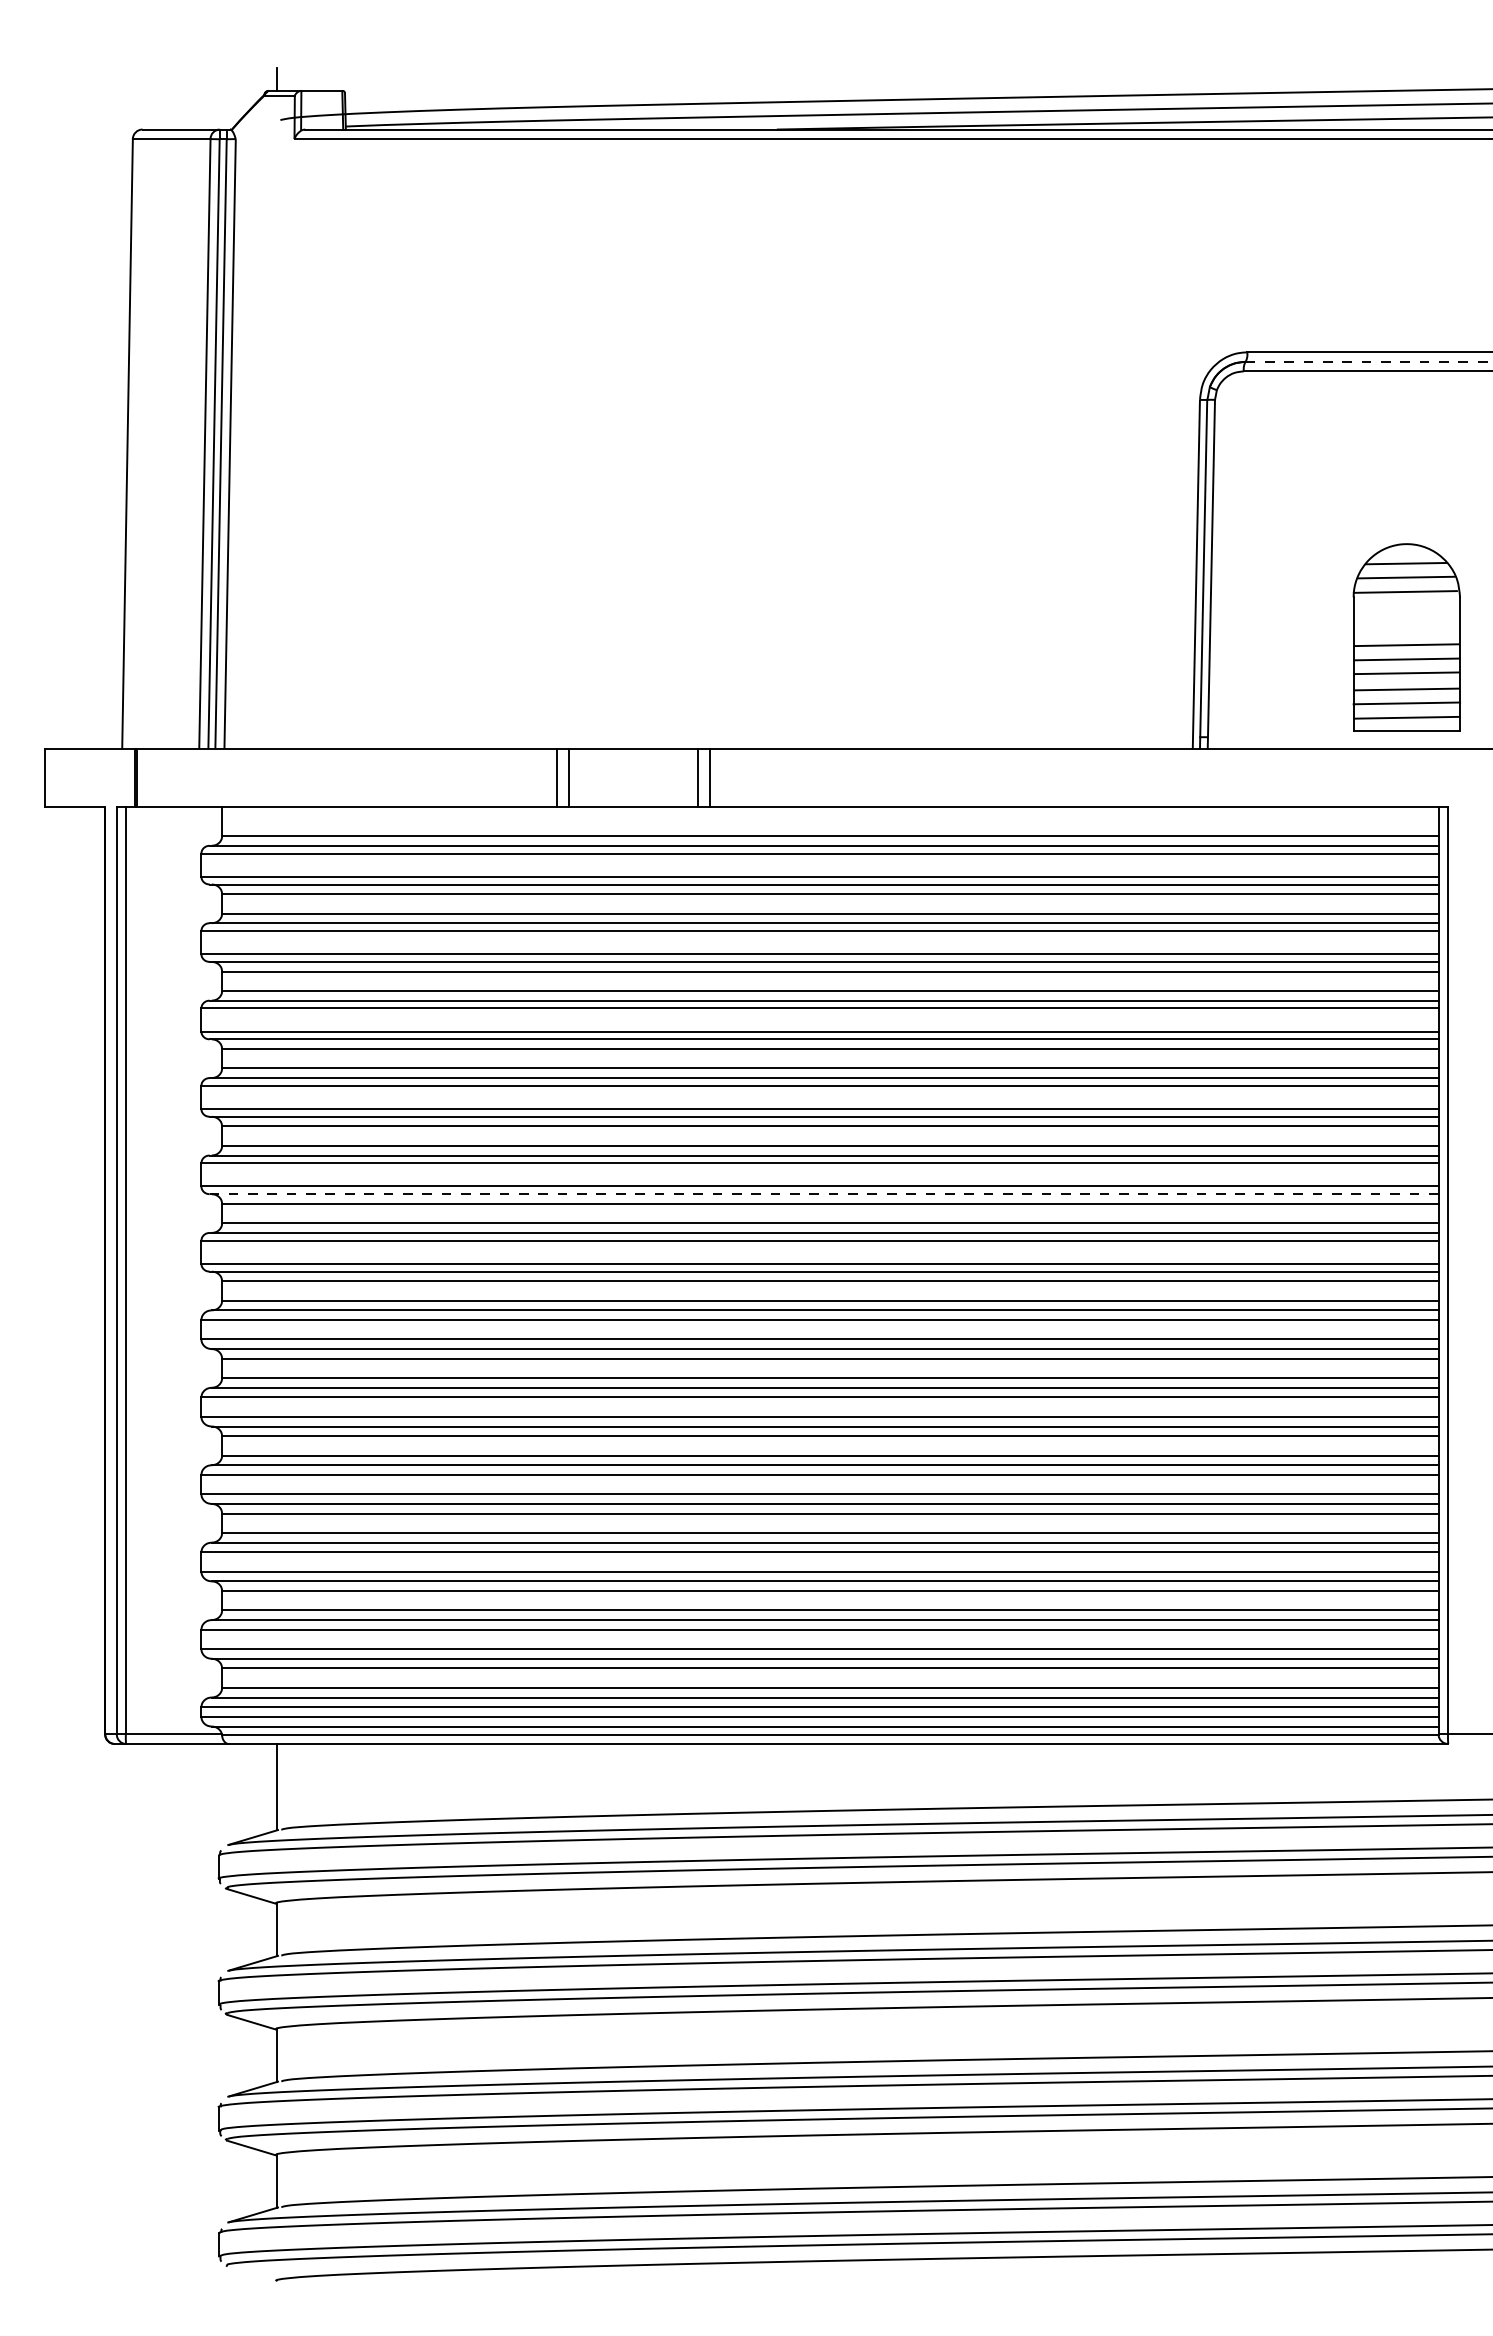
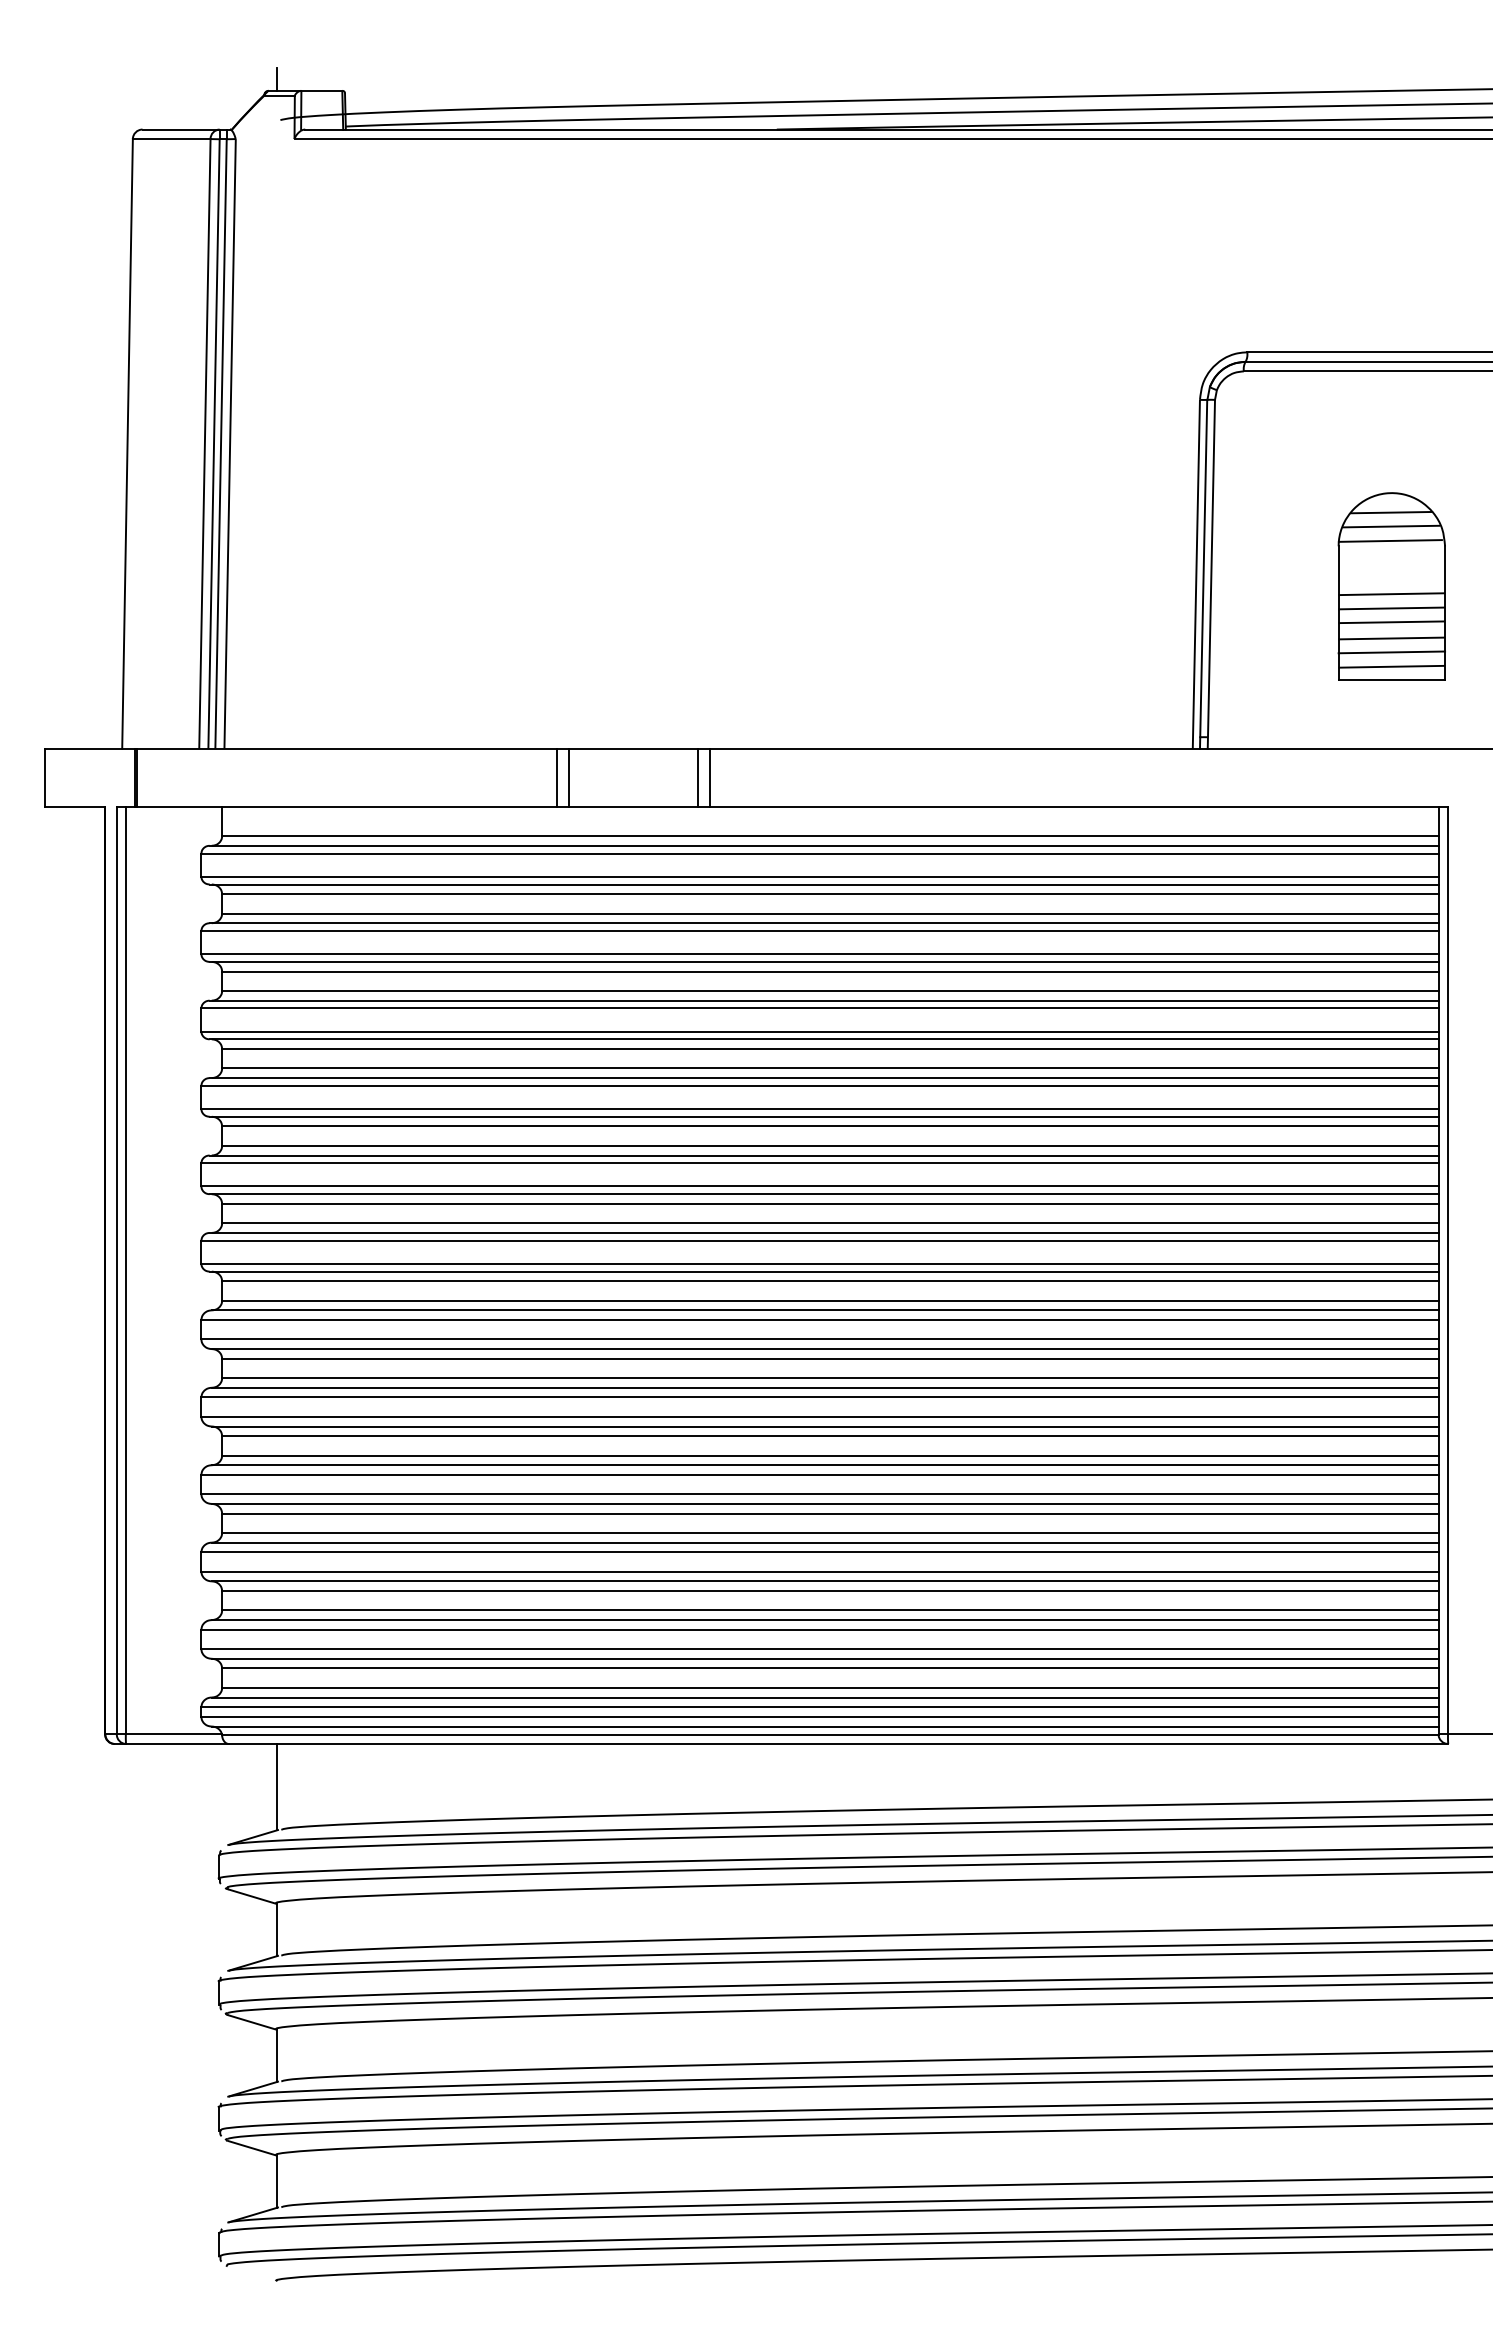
line: dashed -> solid (1369, 361)
part position: (1406, 637) -> (1391, 586) (1391, 586)
line: dashed -> solid (823, 1194)
